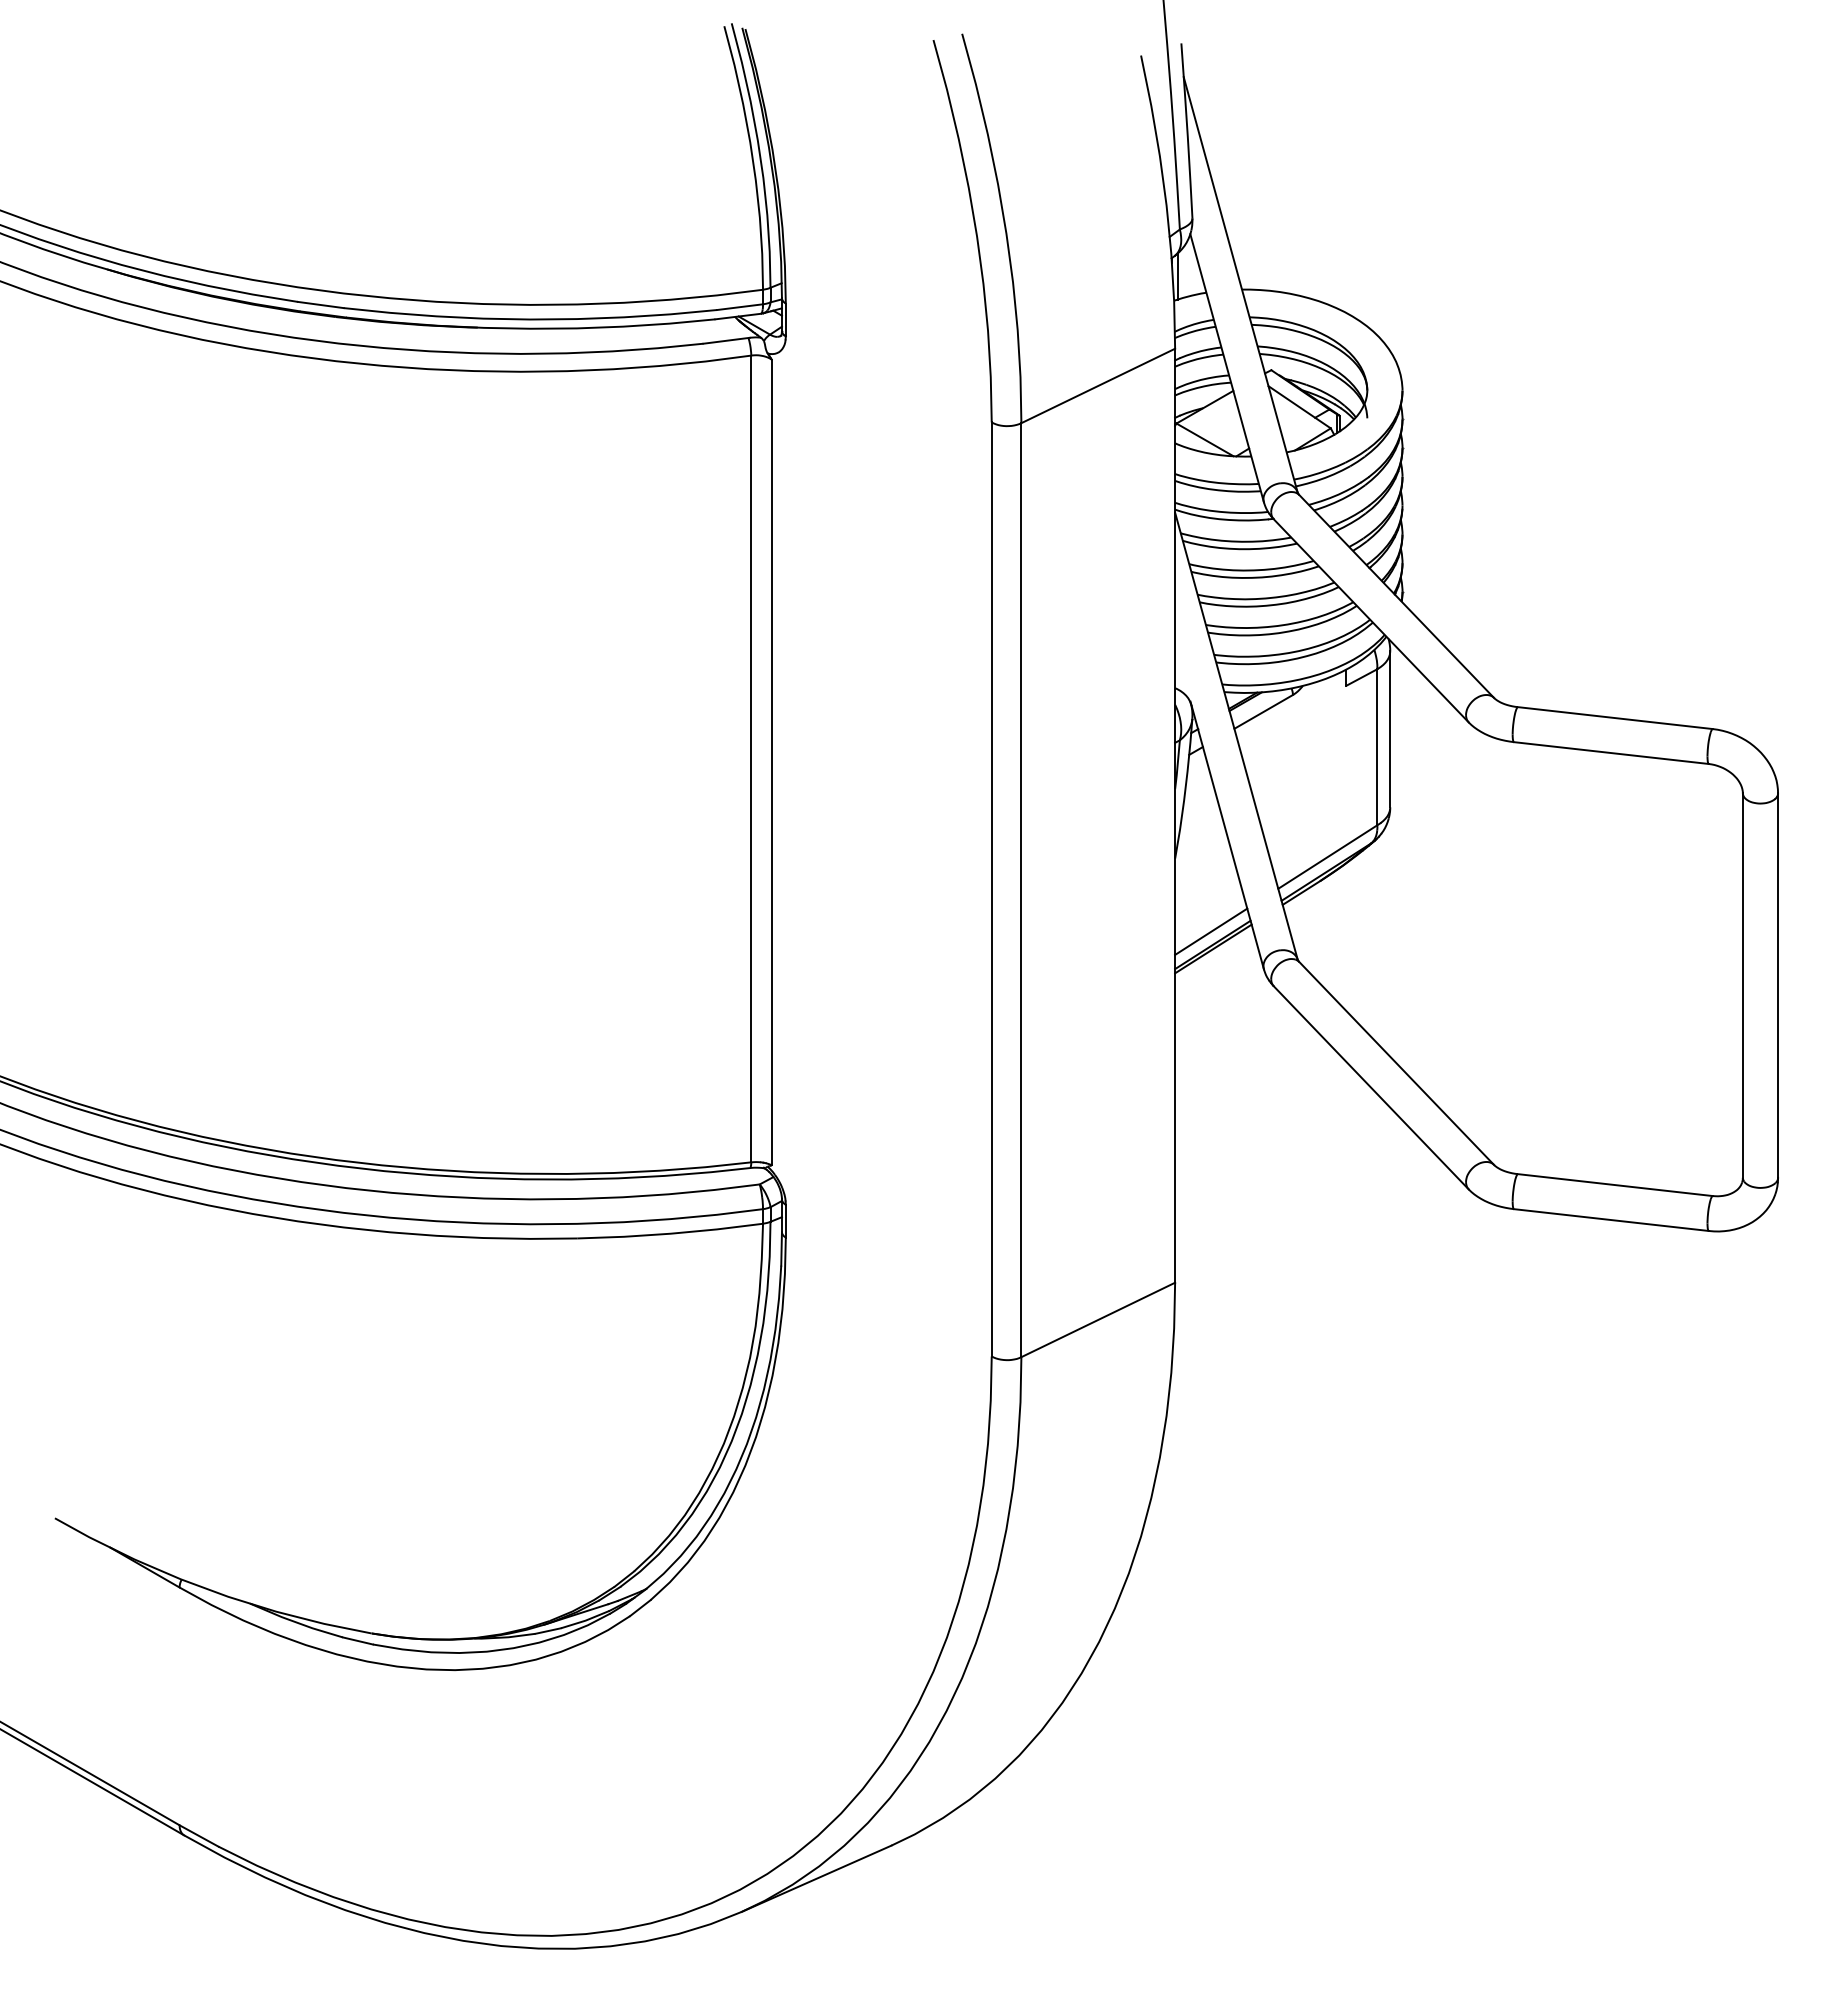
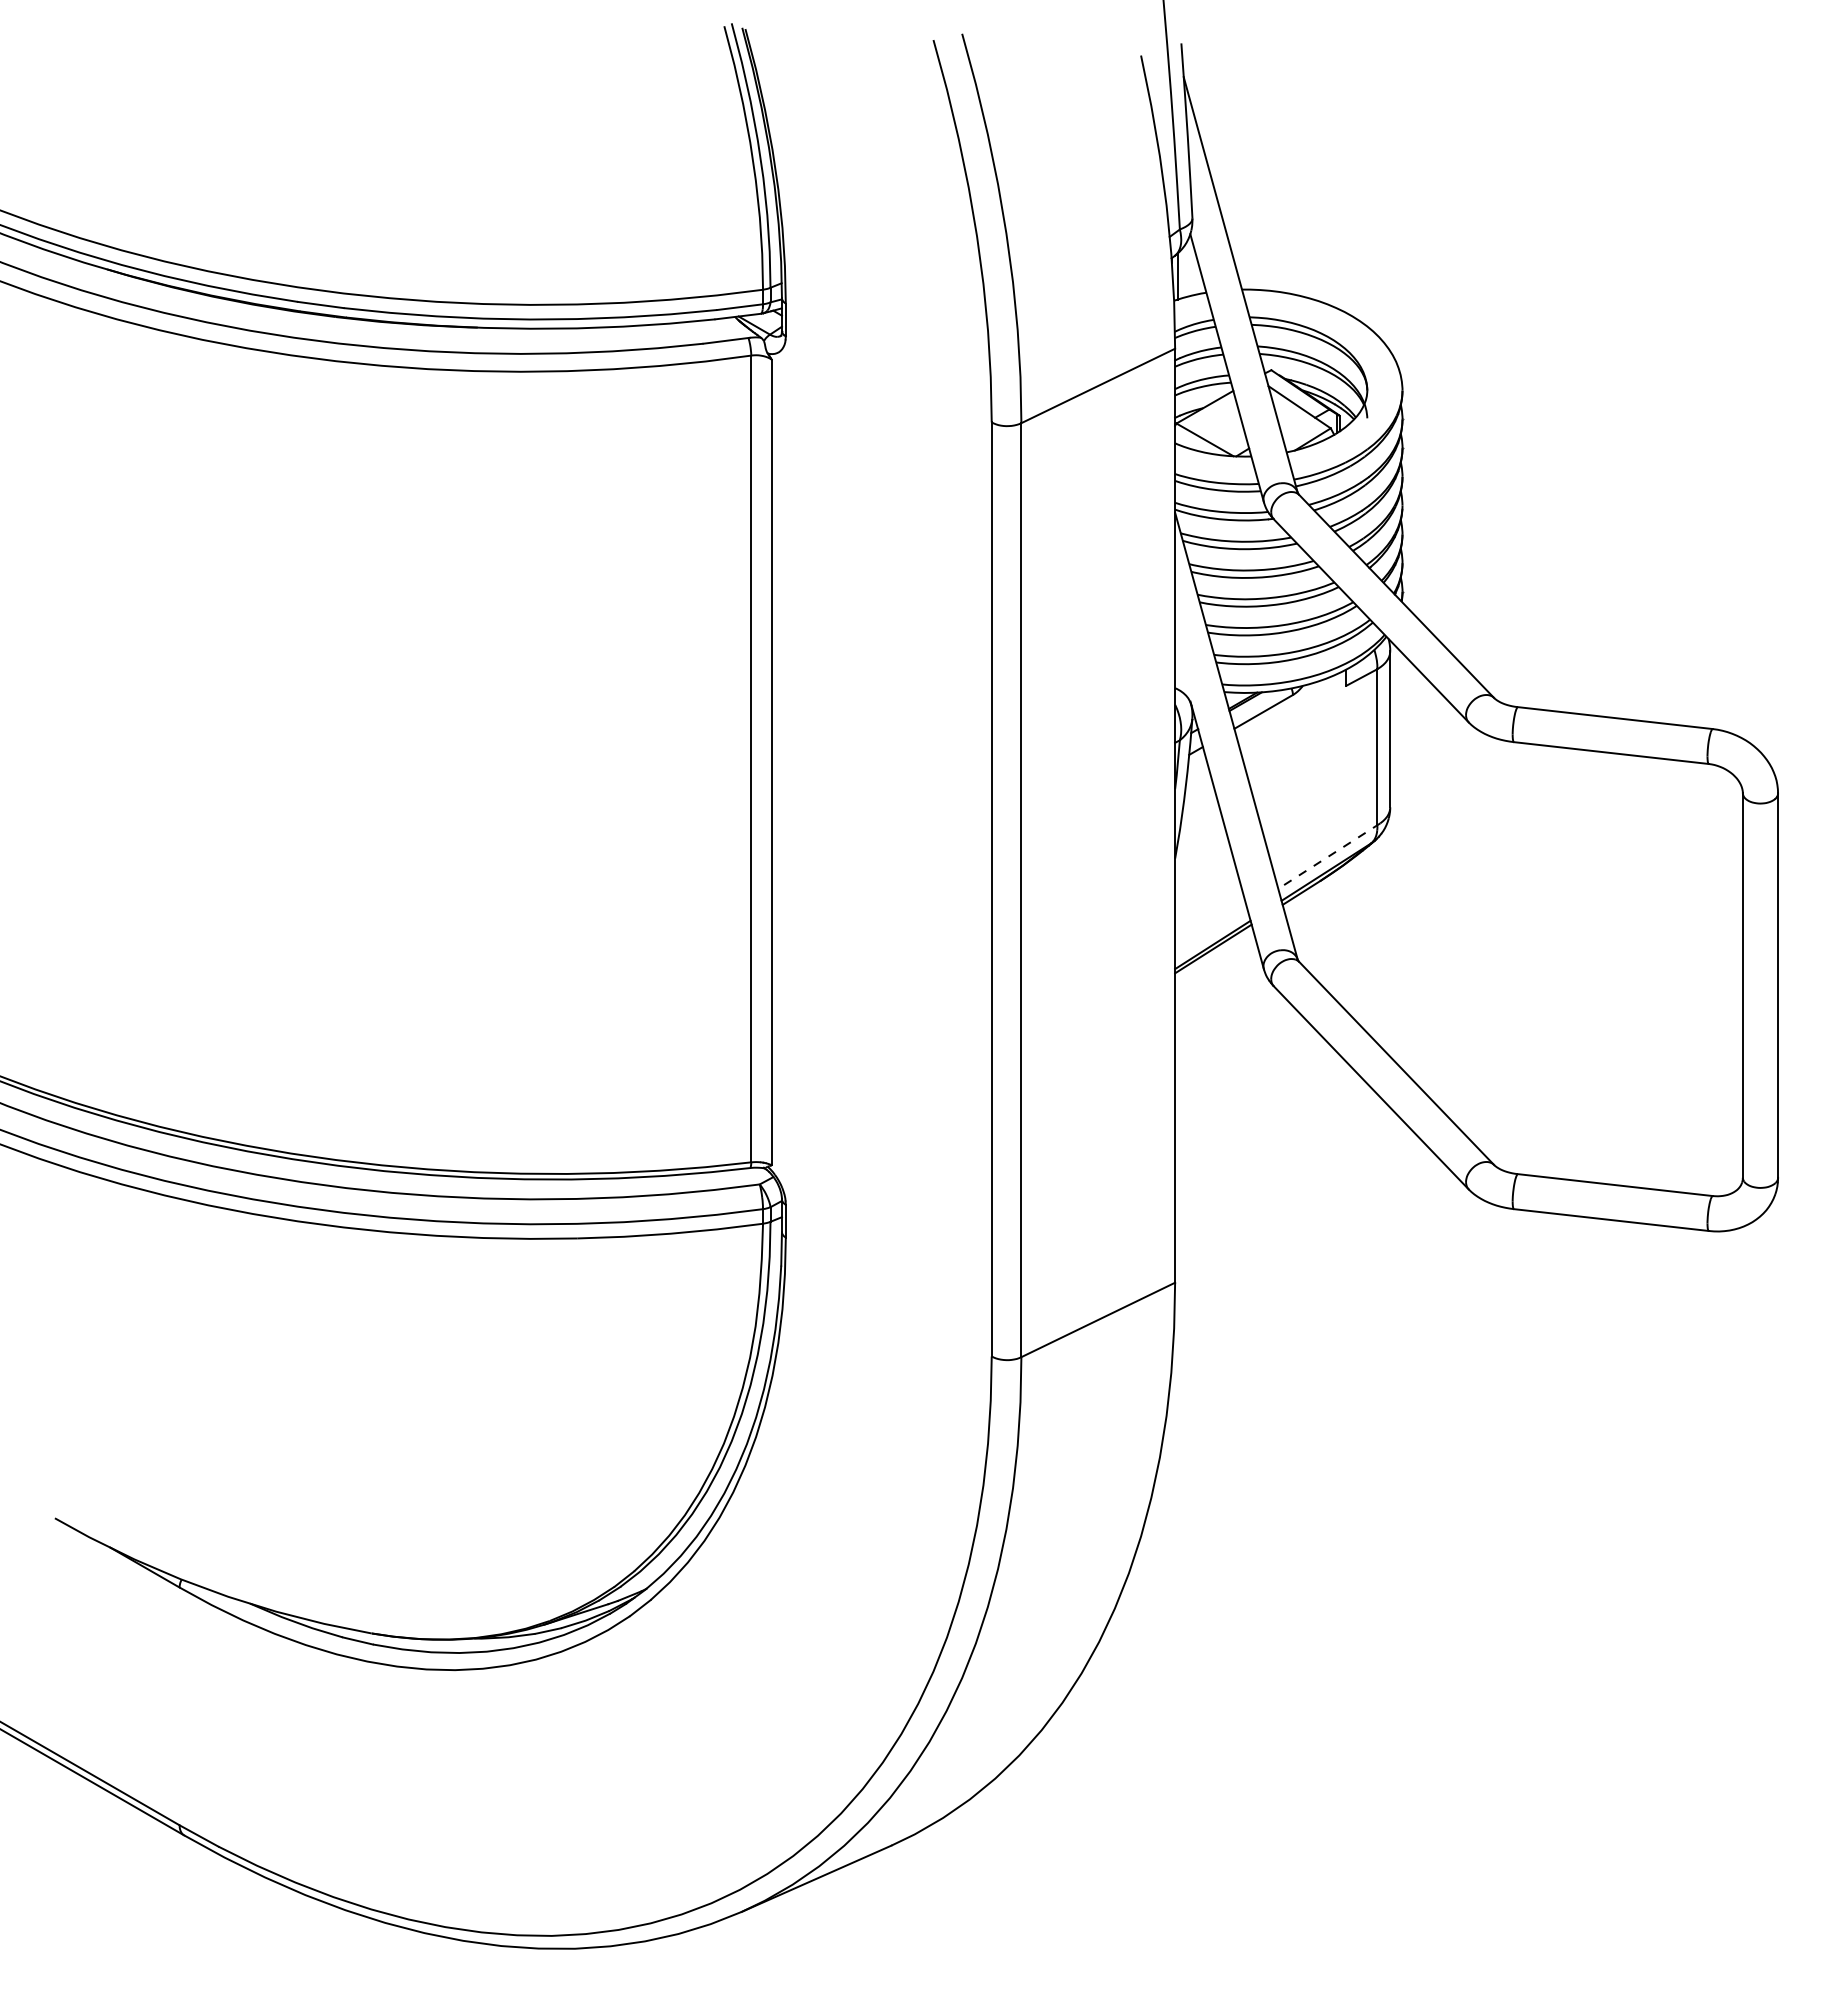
line: solid -> dashed (1329, 856)
line: present -> none (1211, 931)
